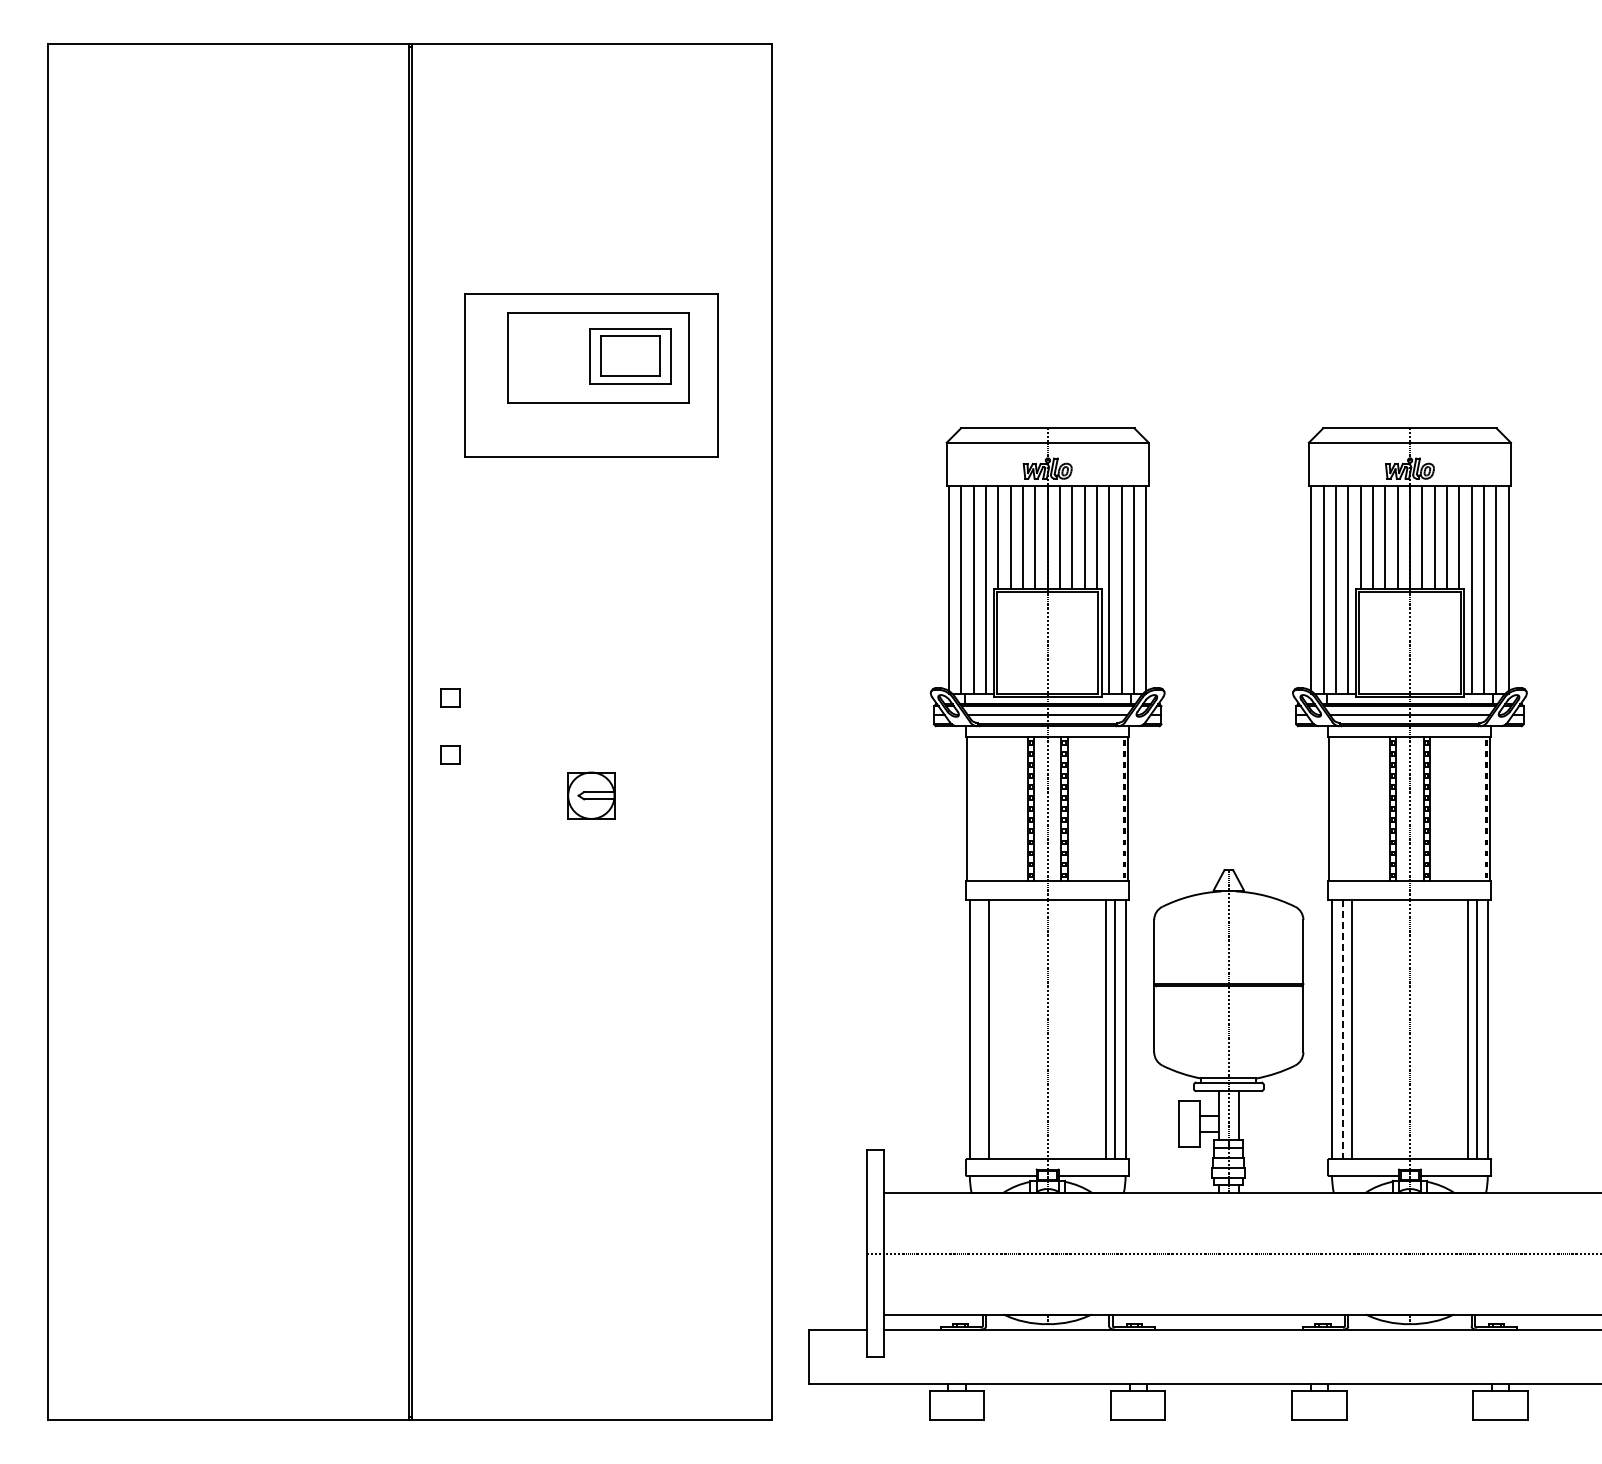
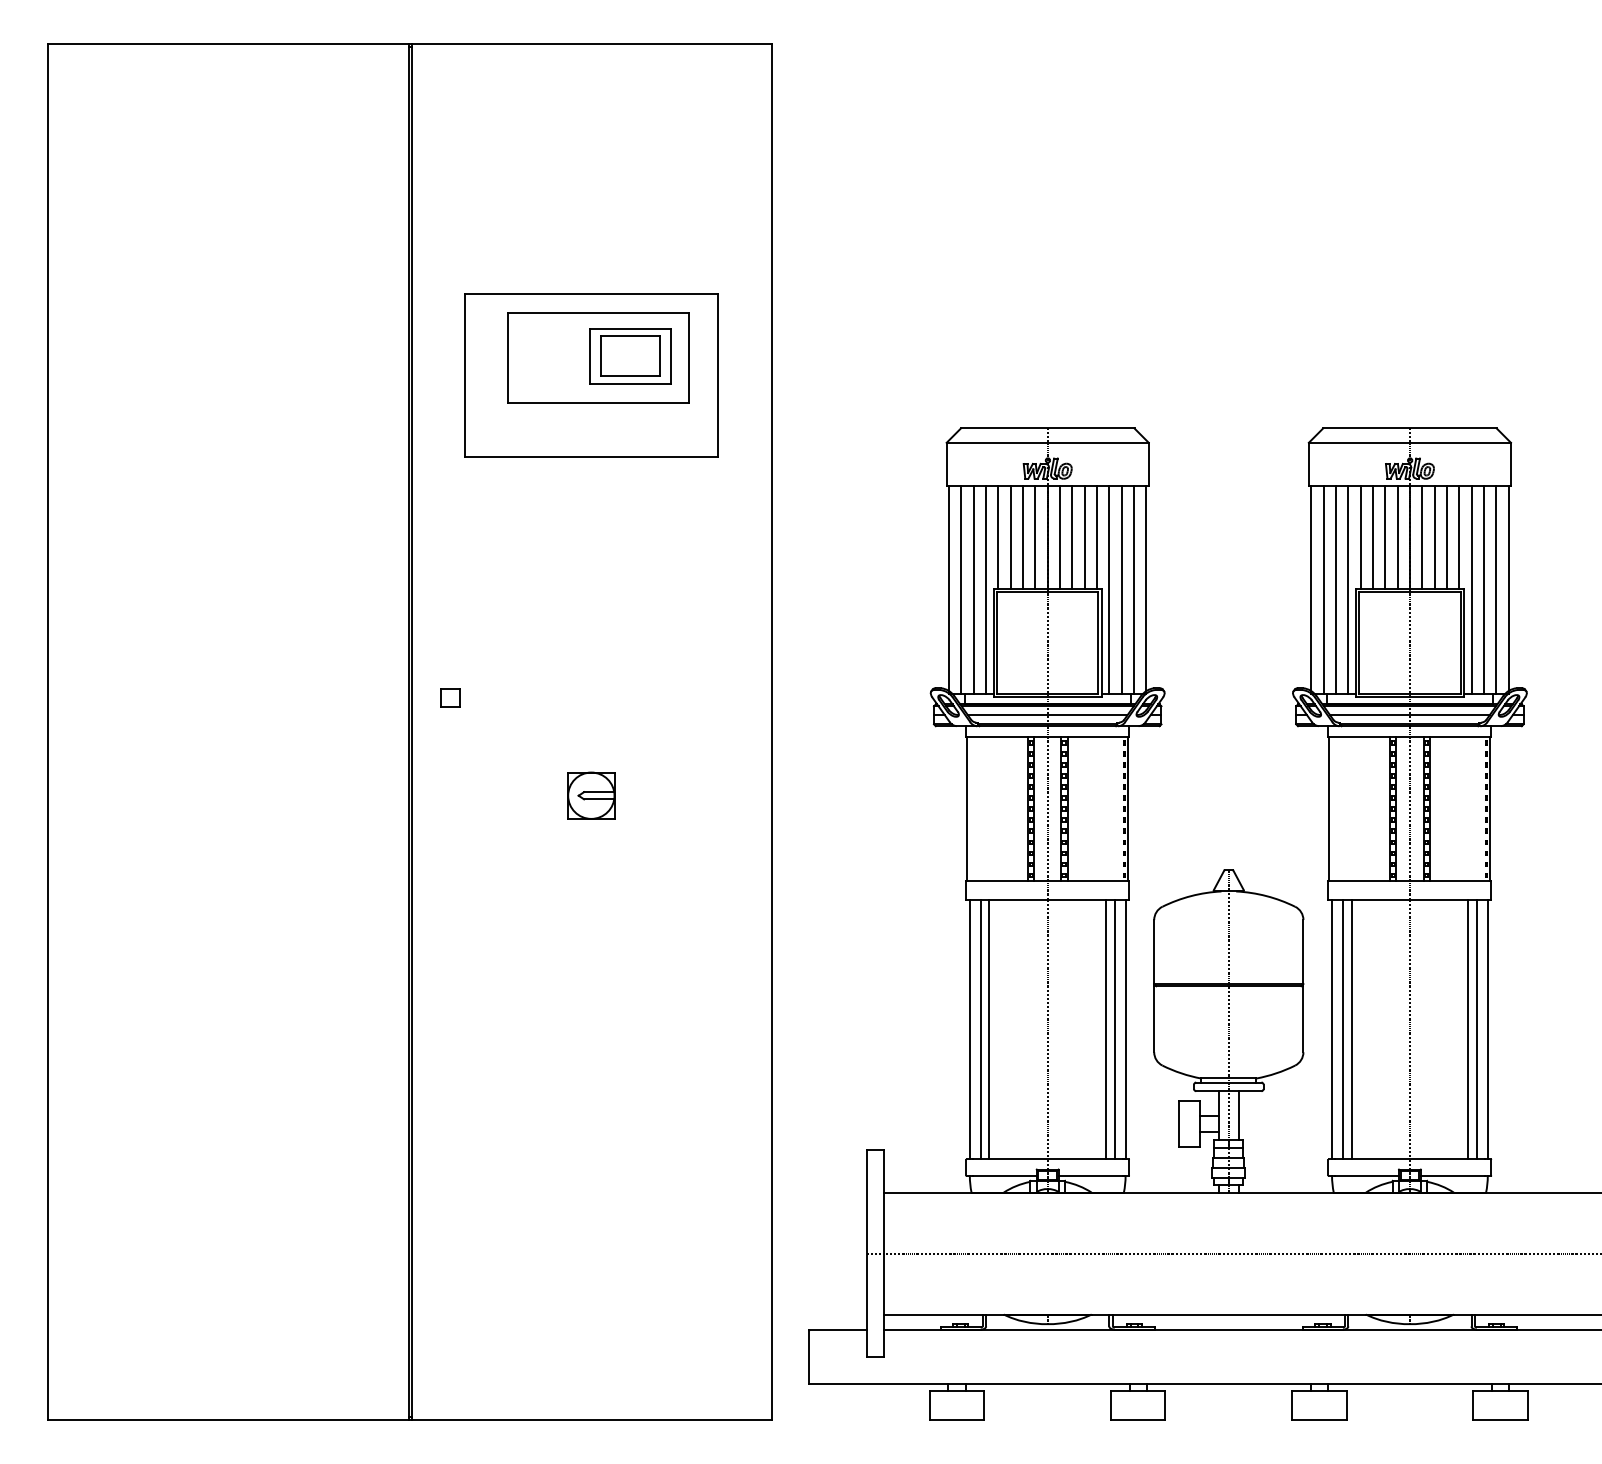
part: present -> none (450, 754)
line: none -> present (980, 1029)
line: dashed -> solid (1342, 1029)
